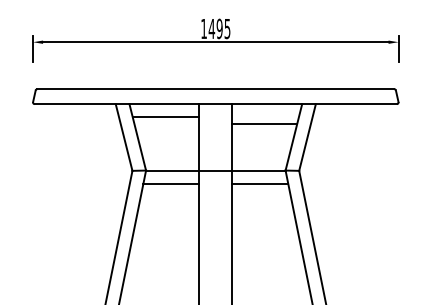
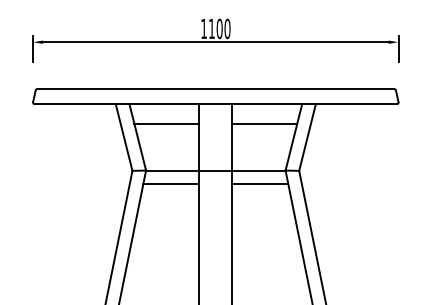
text: 1495 -> 1100 (219, 28)
line position: (166, 117) -> (166, 124) (166, 124)
